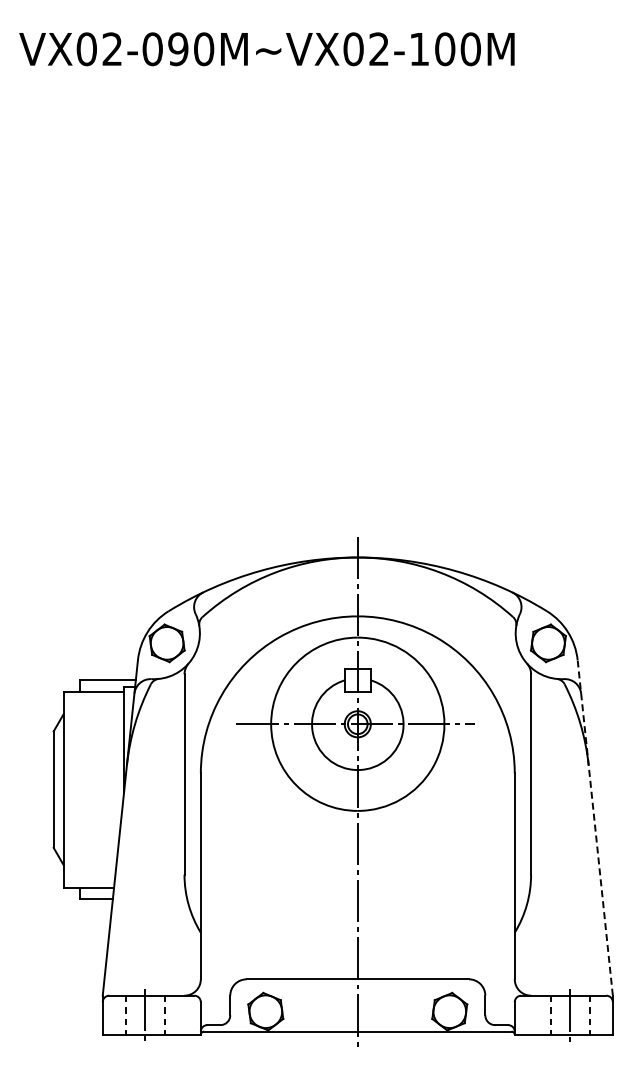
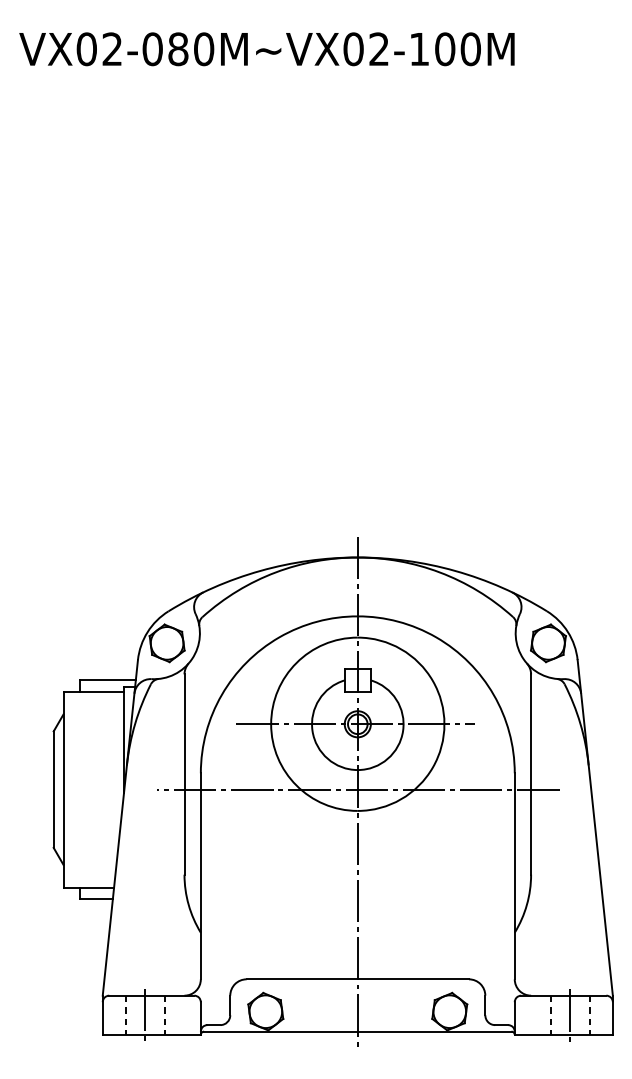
text: VX02-090M~VX02-100M -> VX02-080M~VX02-100M (178, 49)
line: none -> present (357, 789)
line: dashed -> solid (595, 827)
